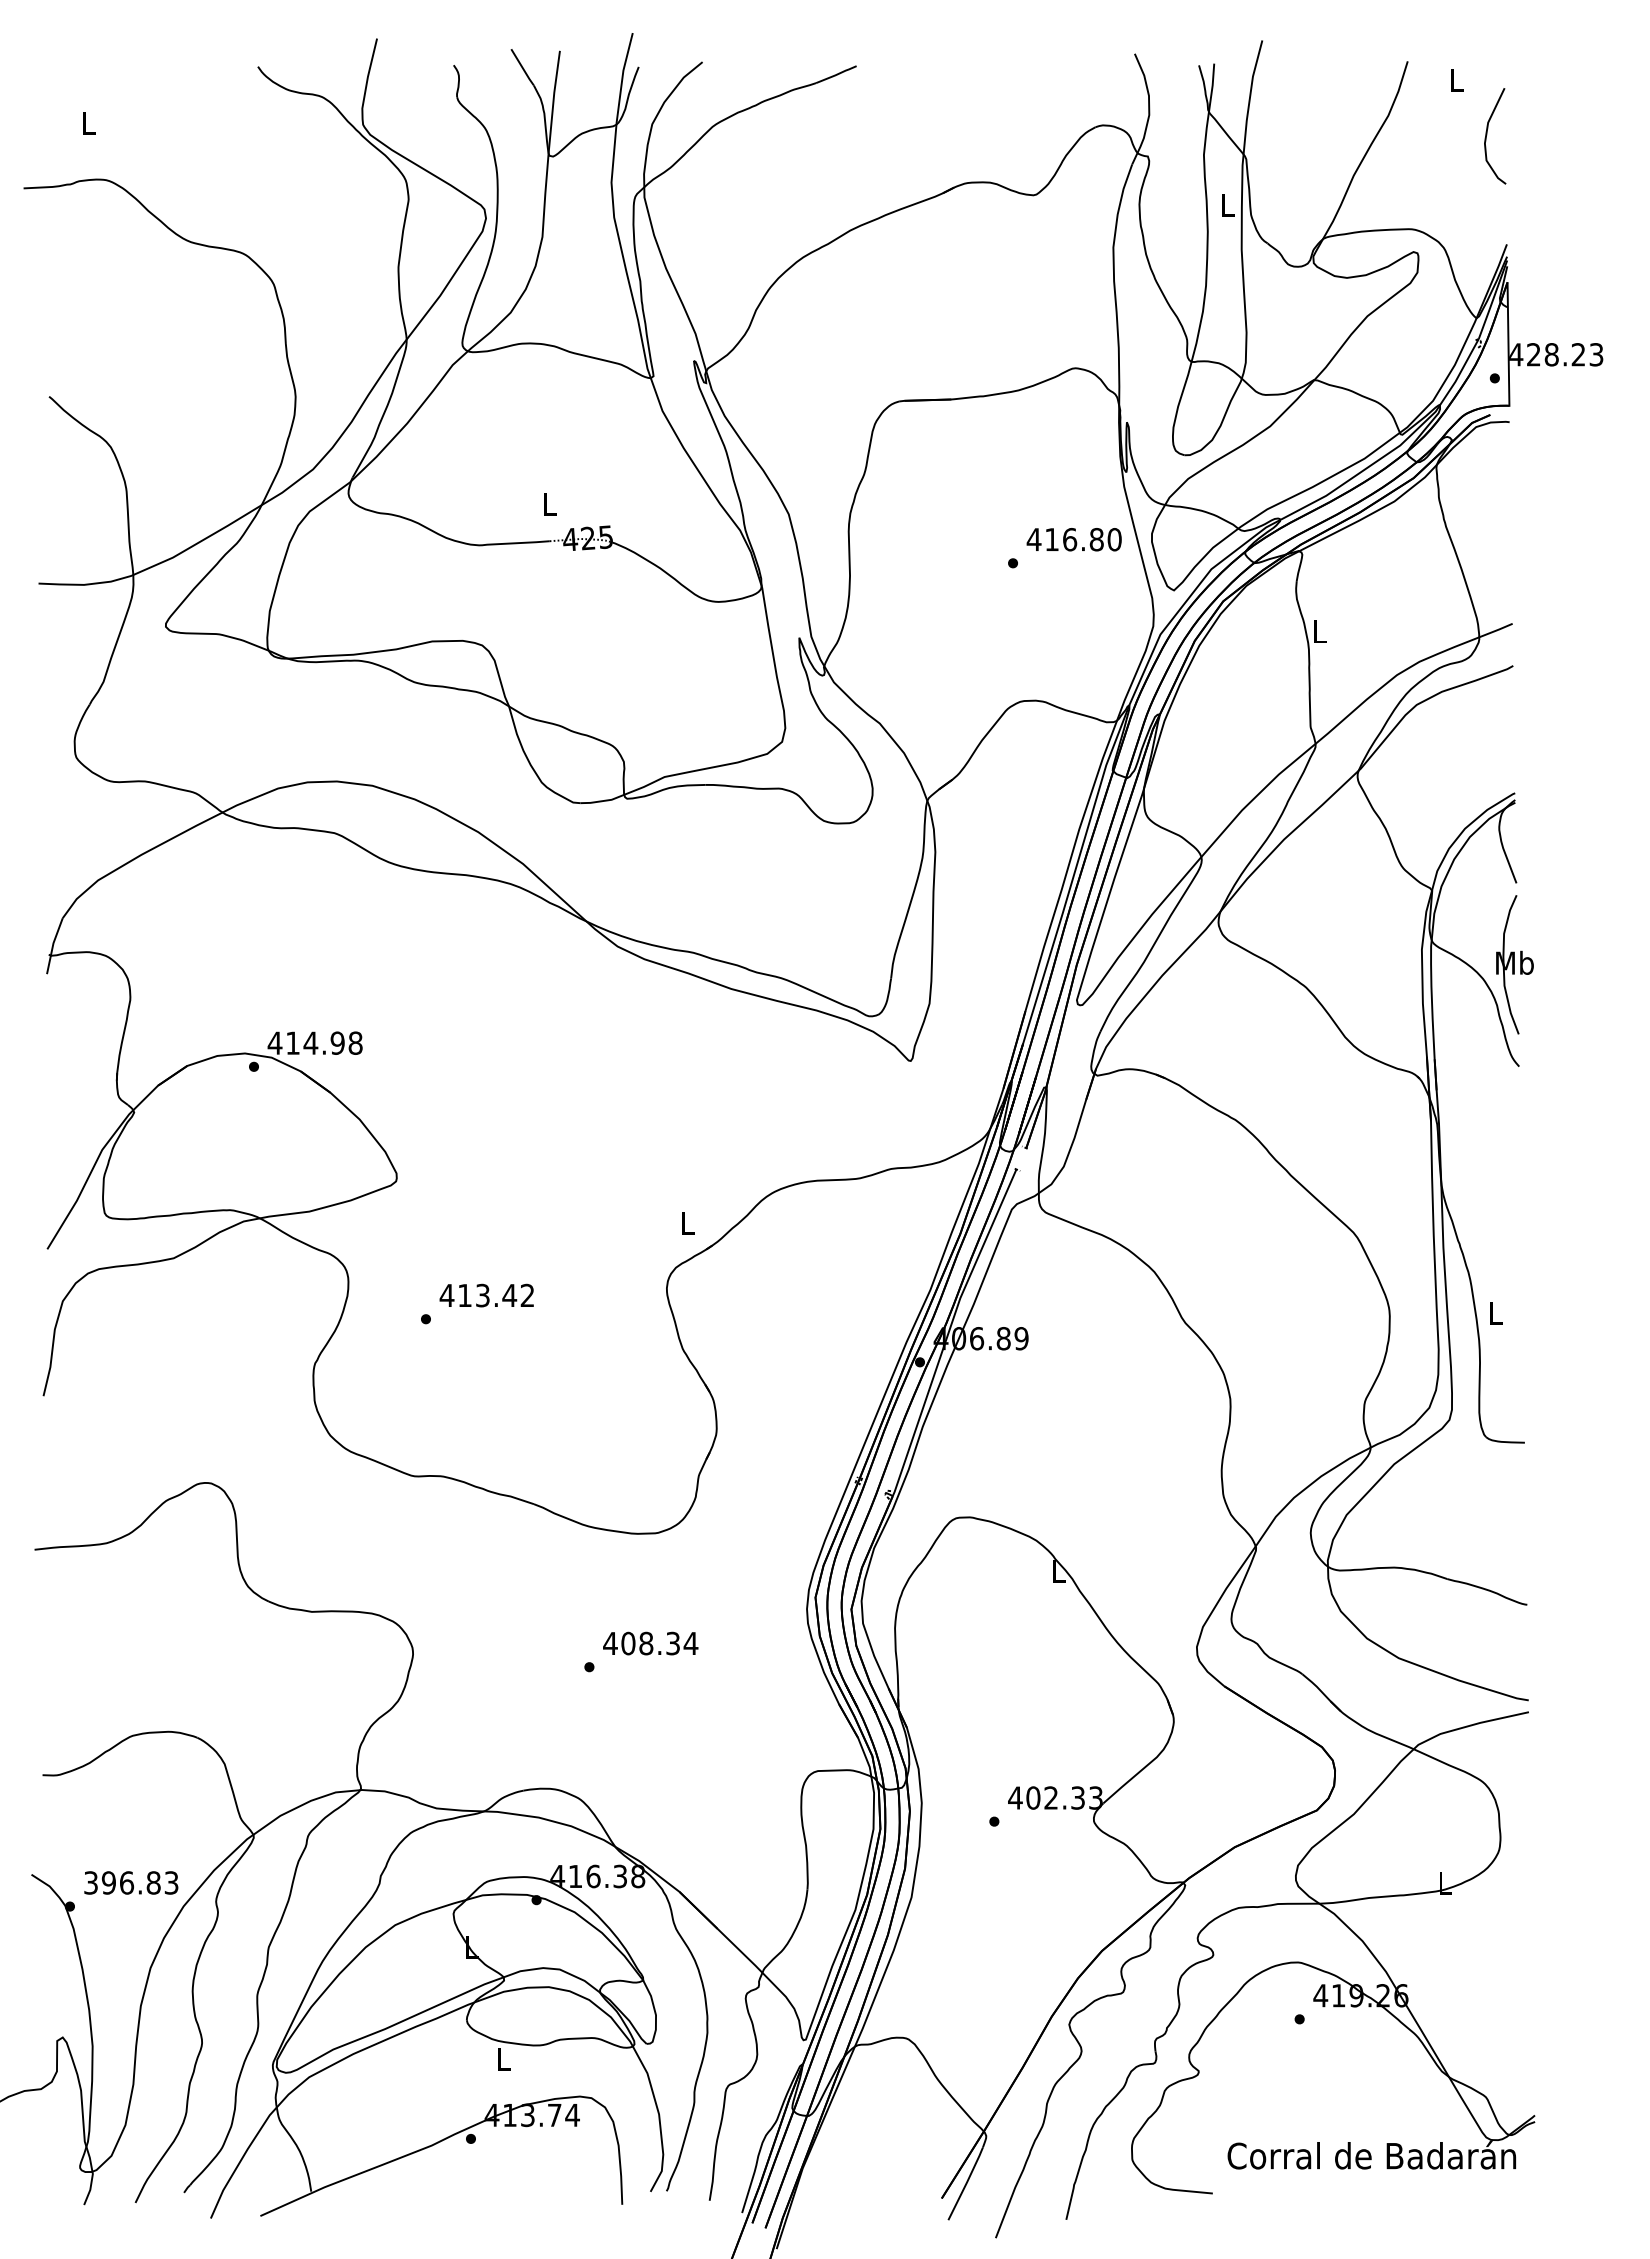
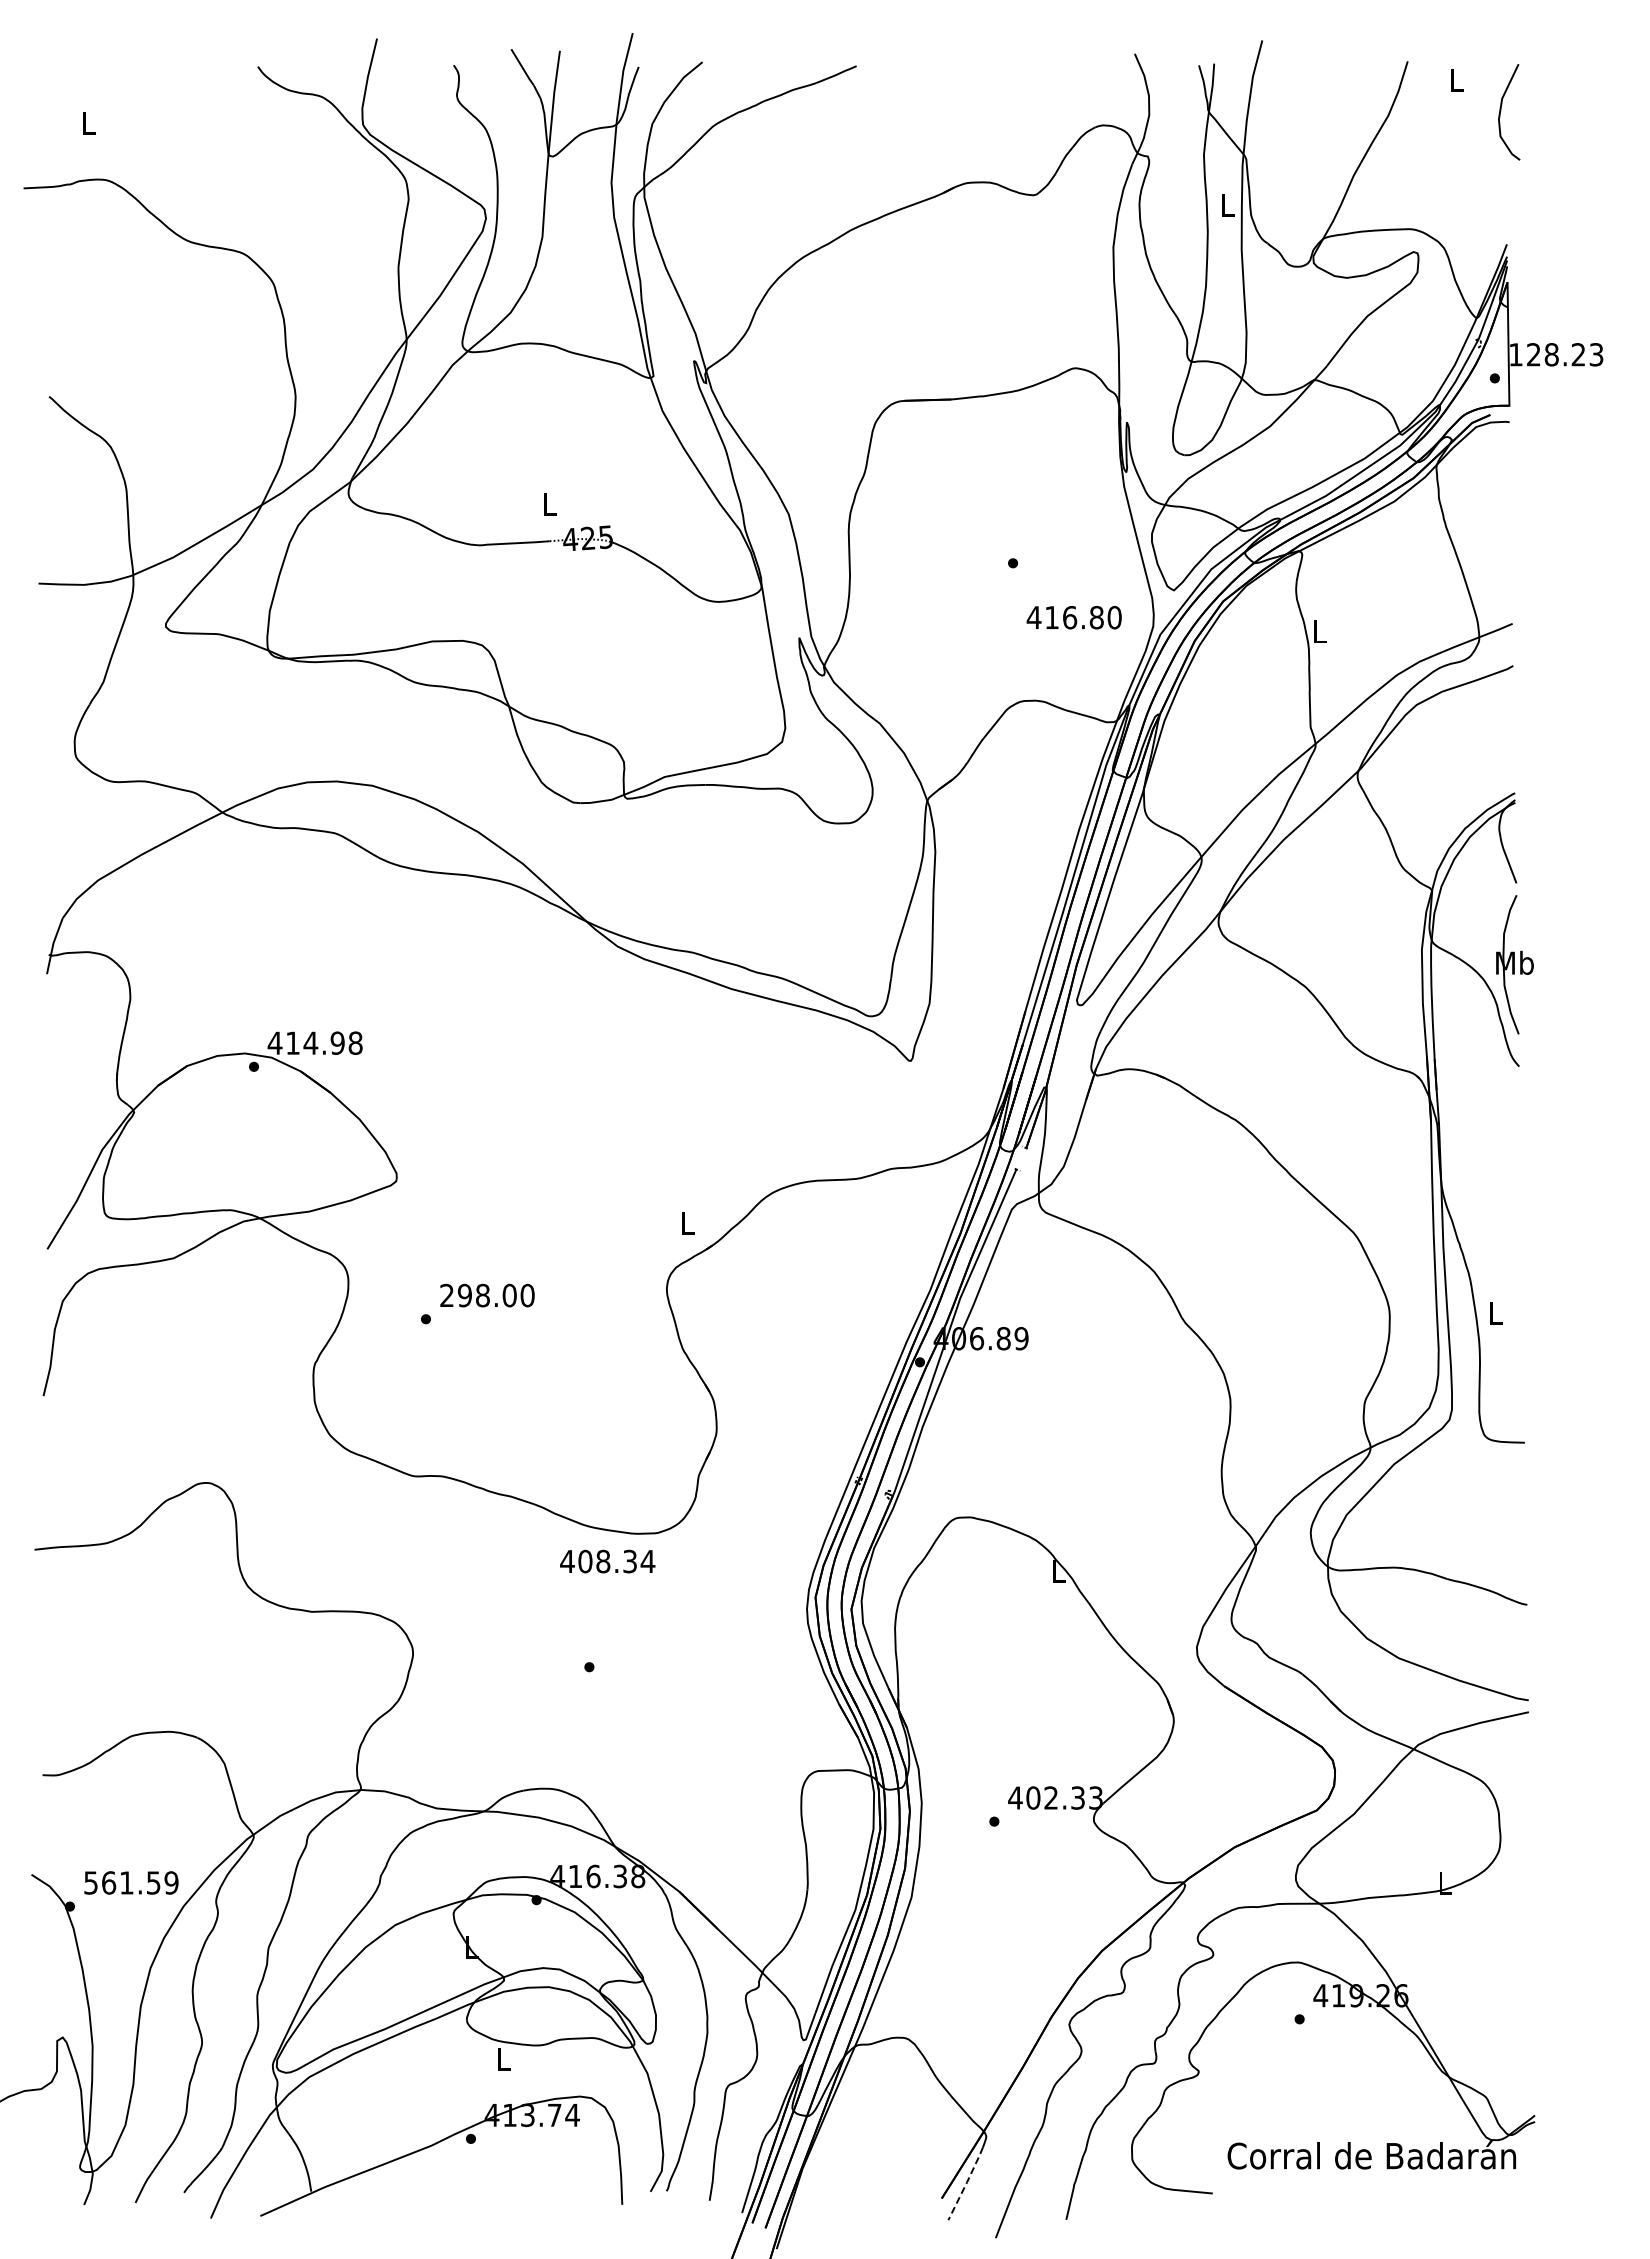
curve position: (1487, 135) -> (1501, 111) (1501, 111)
text: 428.23 -> 128.23 (1516, 354)
text position: (1073, 539) -> (1073, 617) (1073, 617)
text: 413.42 -> 298.00 (486, 1295)
text position: (650, 1643) -> (607, 1561) (607, 1561)
text: 396.83 -> 561.59 (131, 1882)
line: solid -> dashed (966, 2183)
